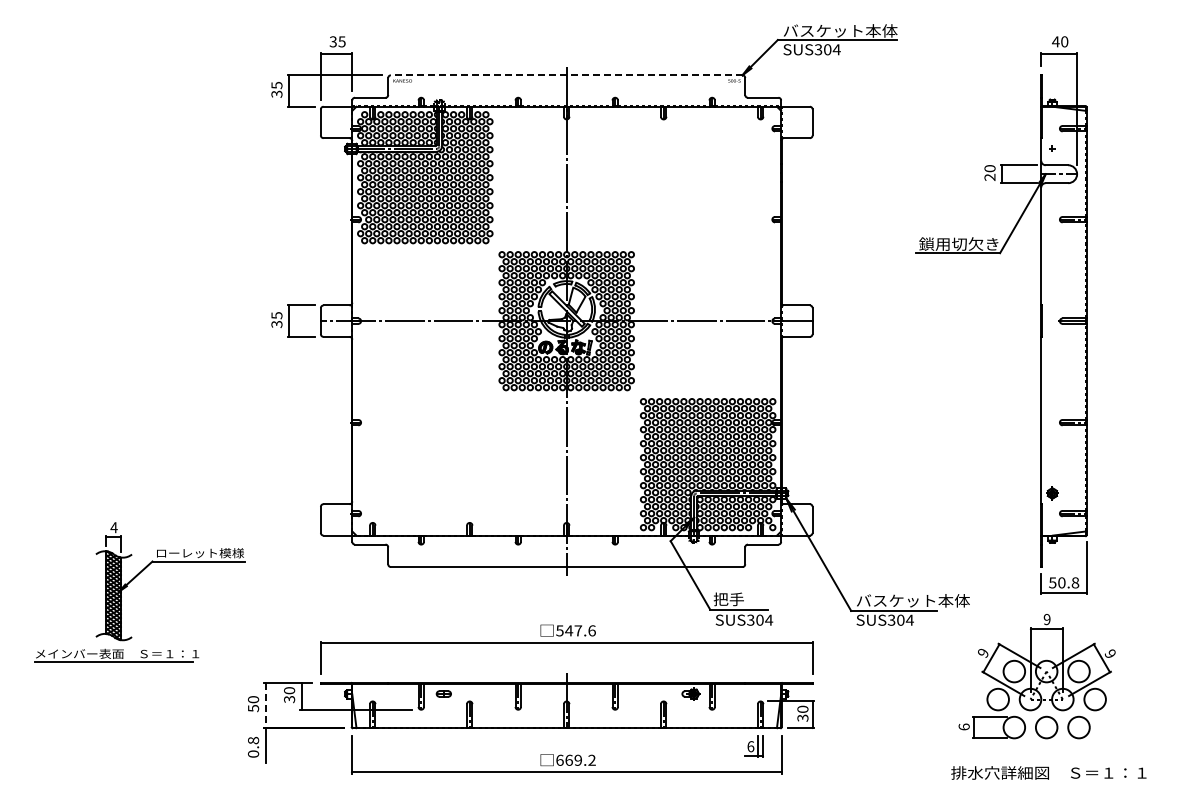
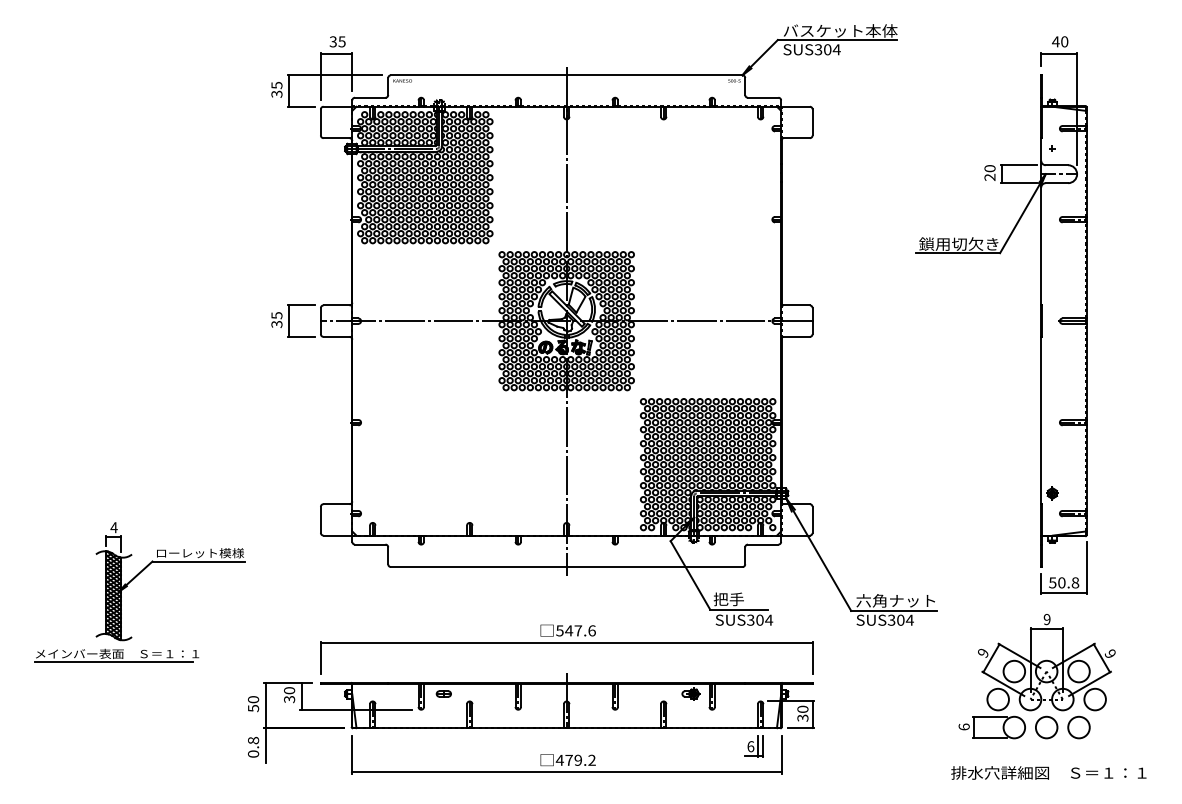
line: dashed -> solid (566, 75)
text: バスケット本体 -> 六角ナット (912, 600)
line: dashed -> solid (265, 705)
text: 669.2 -> 479.2 (563, 759)
